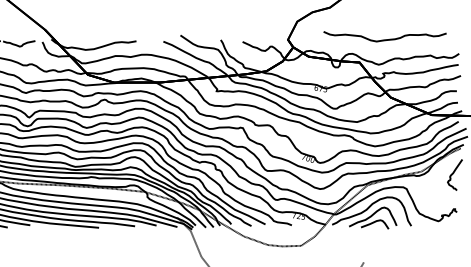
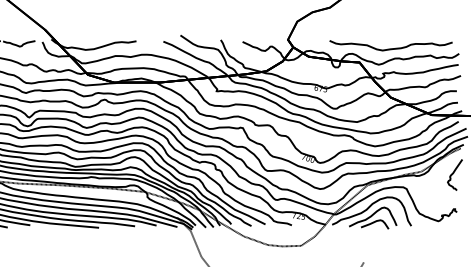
curve position: (384, 39) -> (390, 48) (390, 48)
